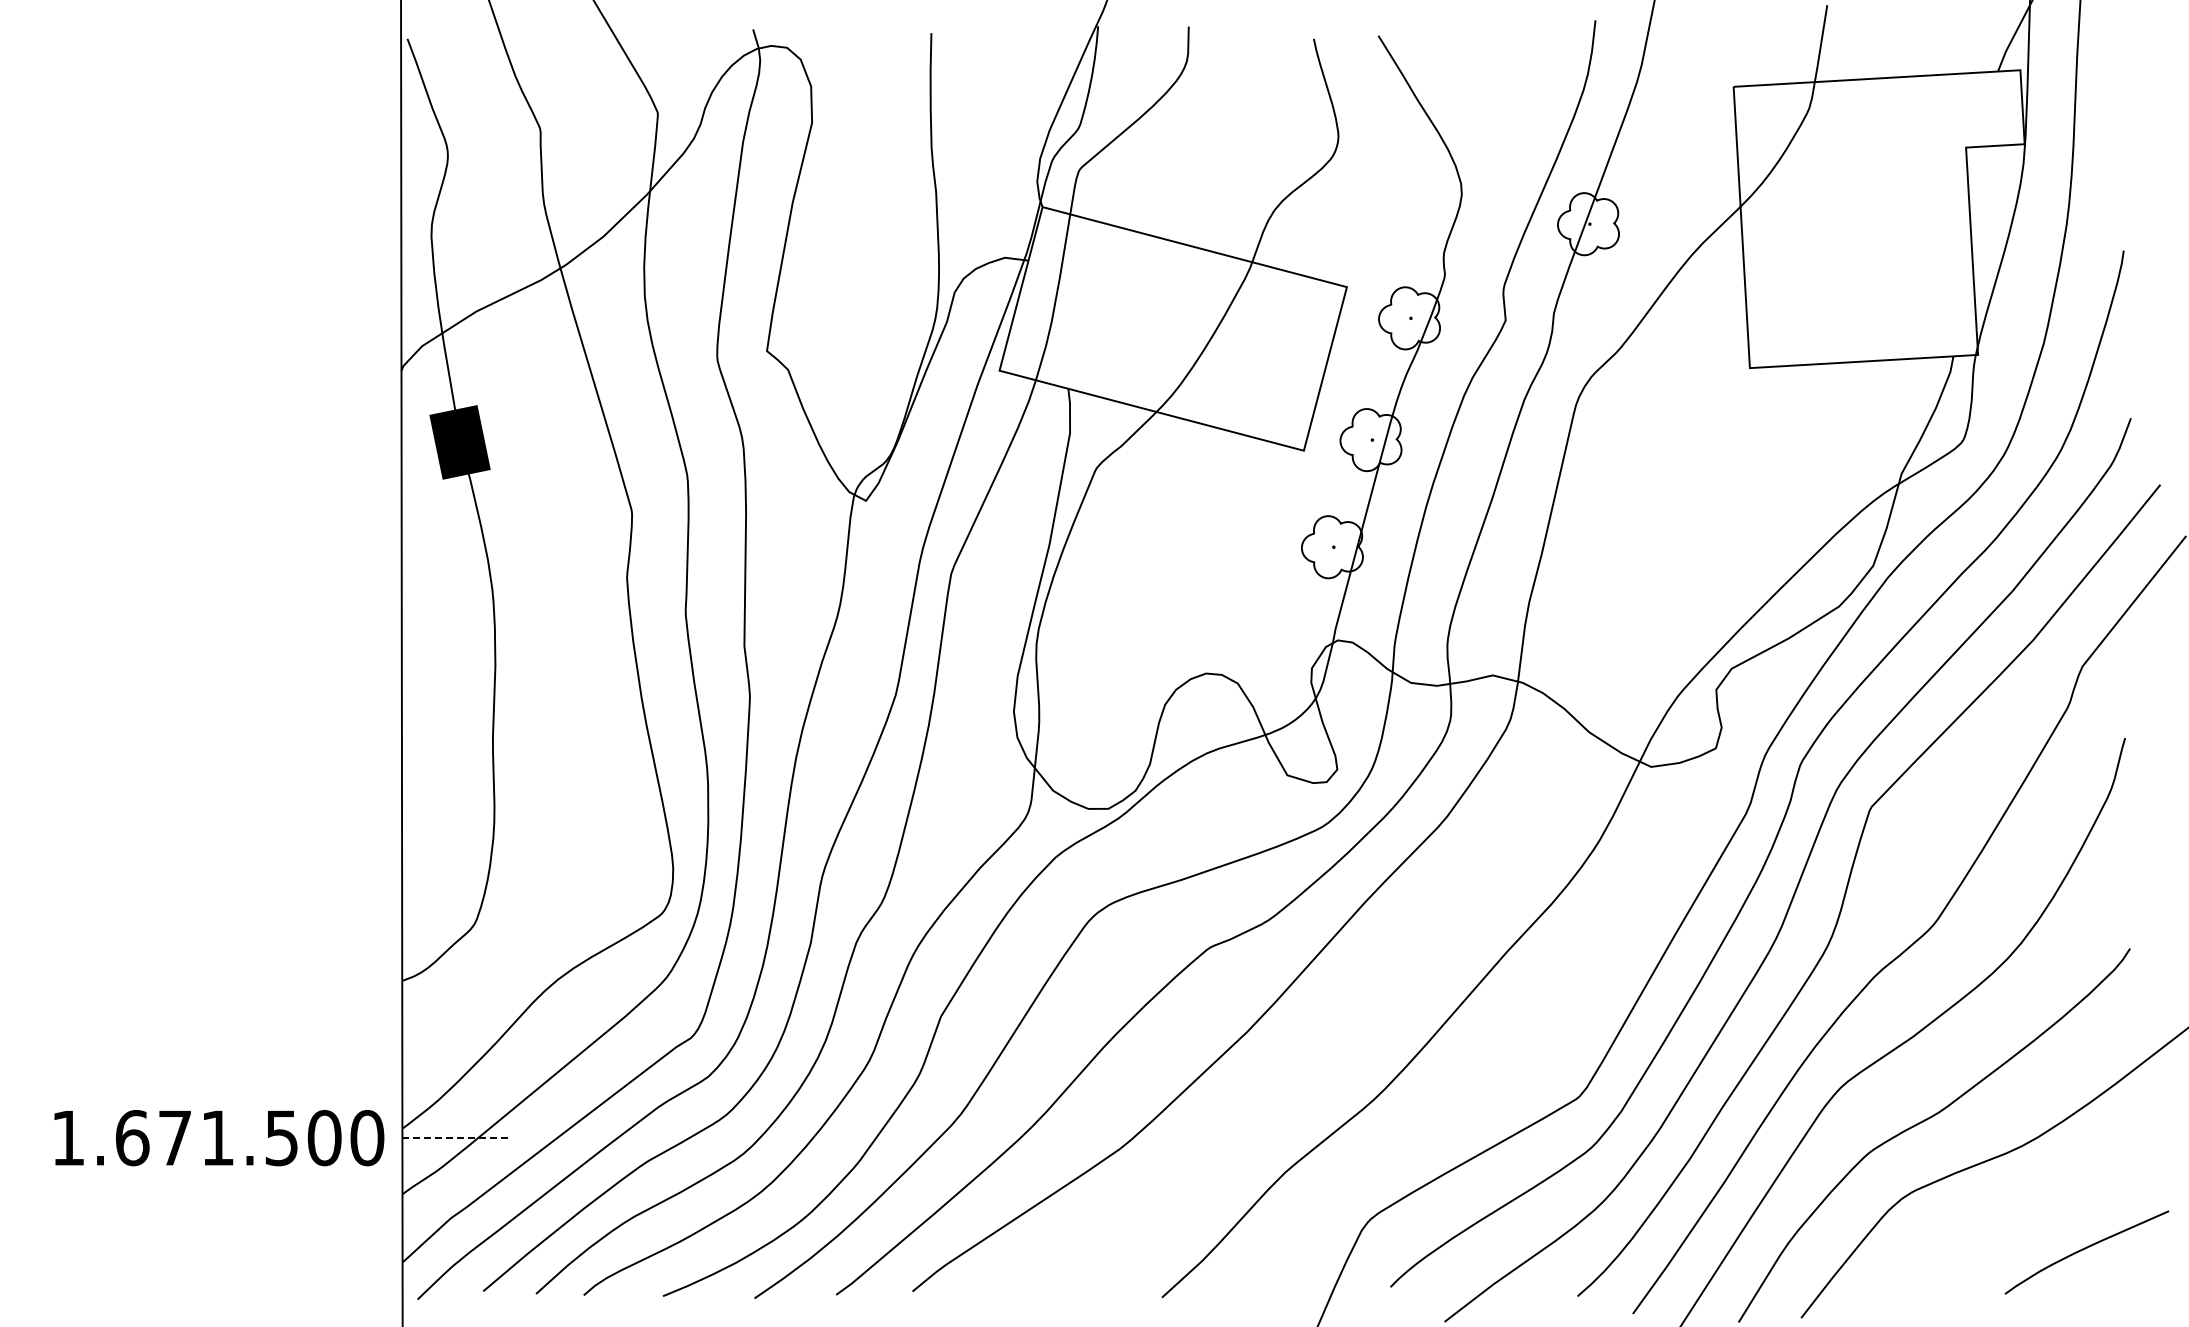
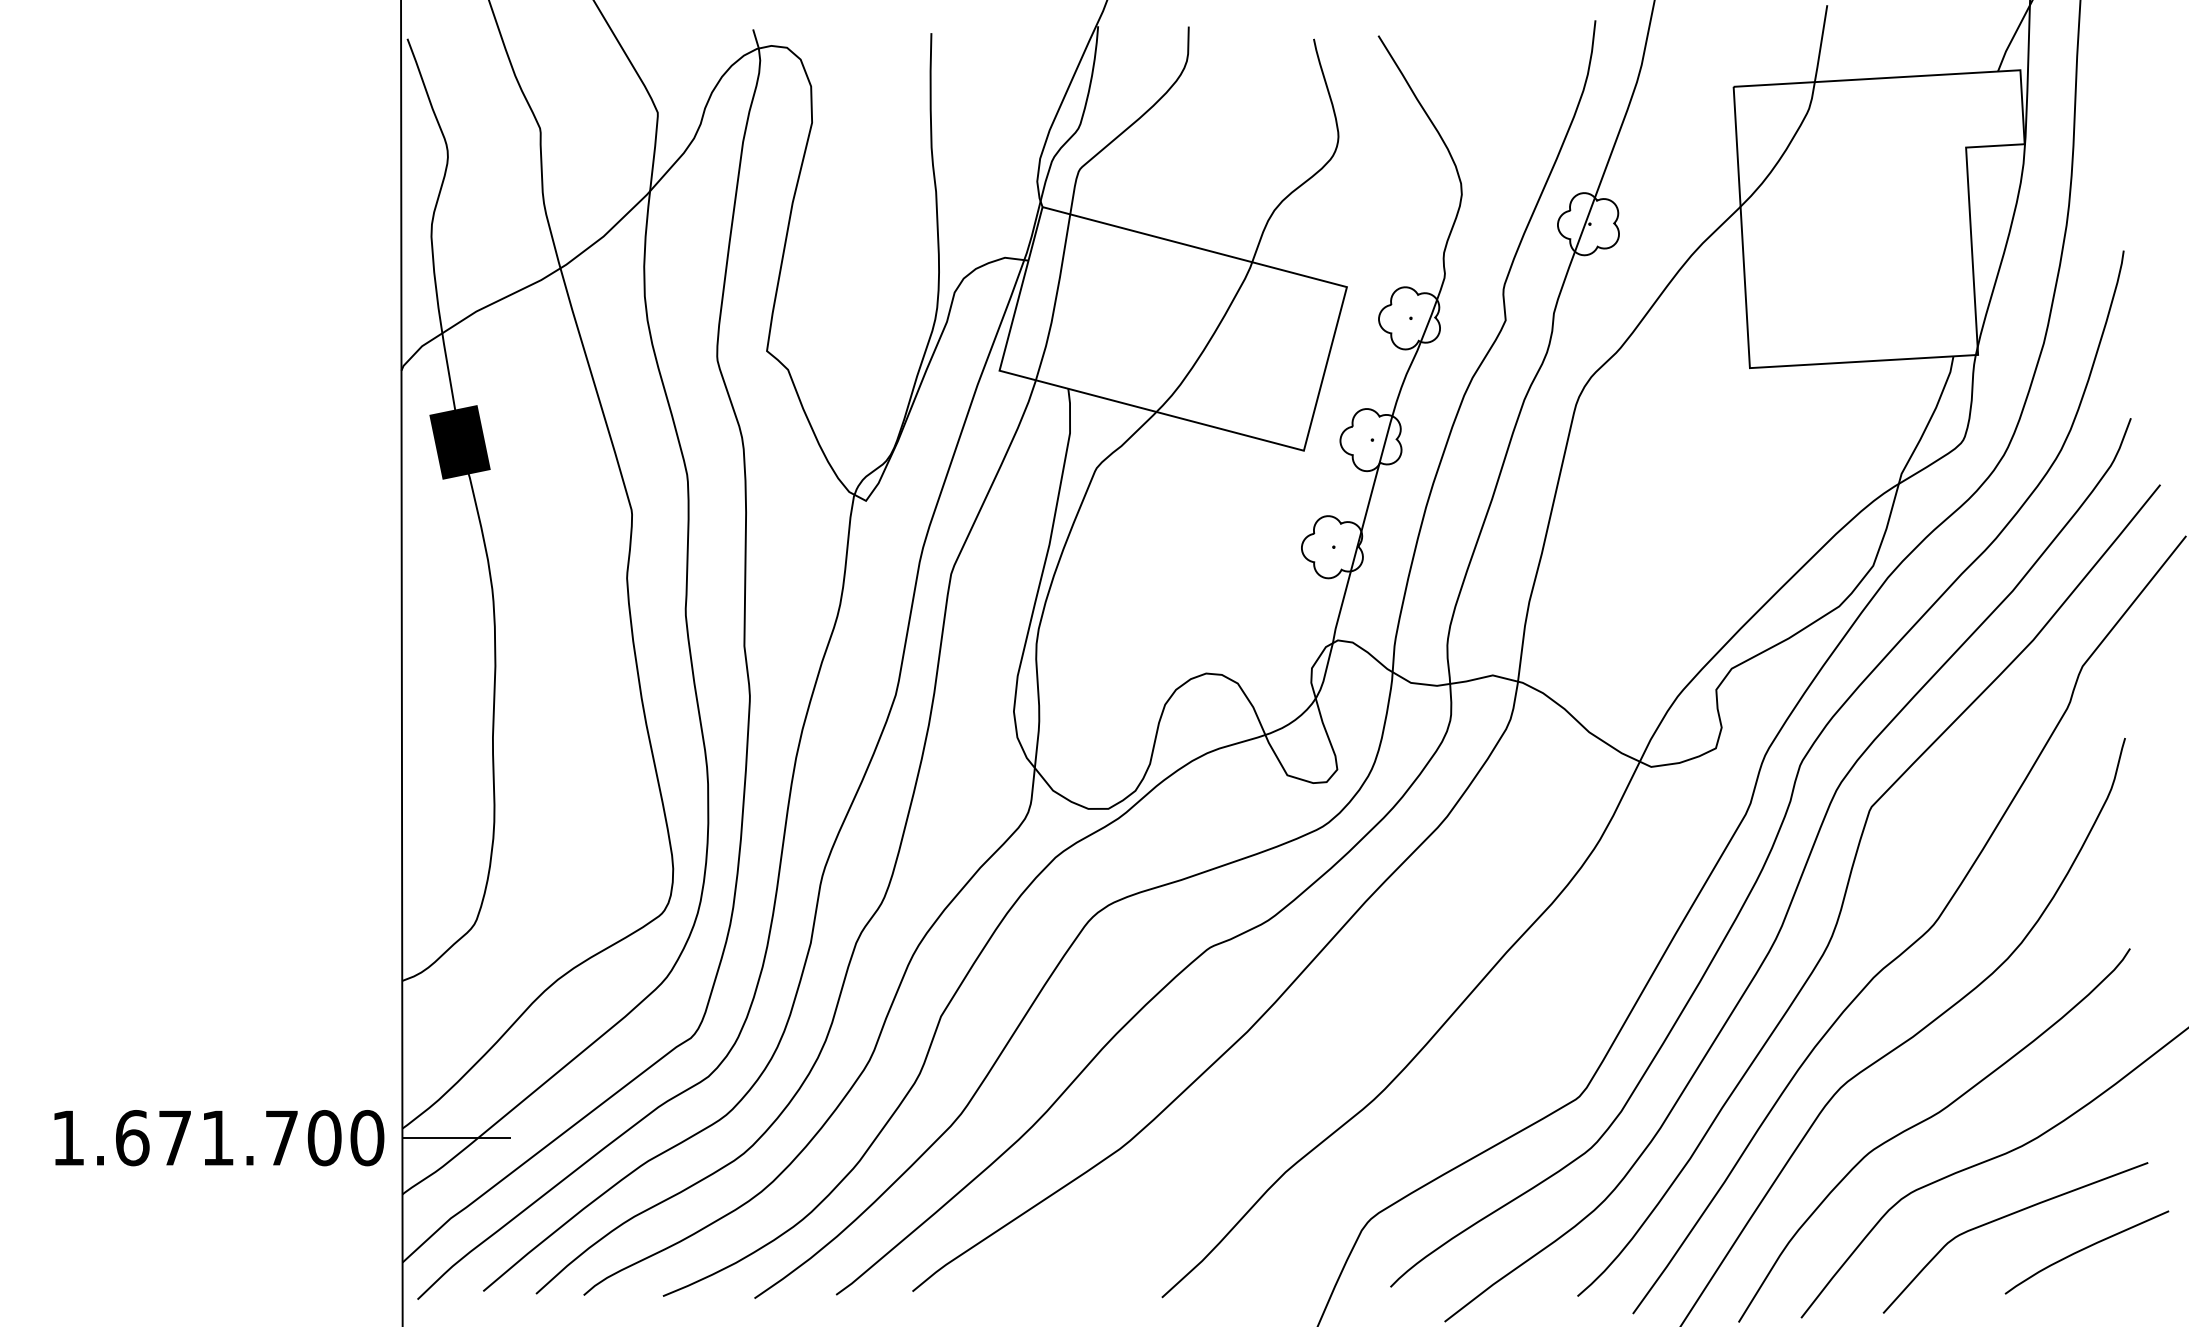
text: 1.671.500 -> 1.671.700 (281, 1138)
line: dashed -> solid (457, 1138)
curve: none -> present (2008, 1216)
